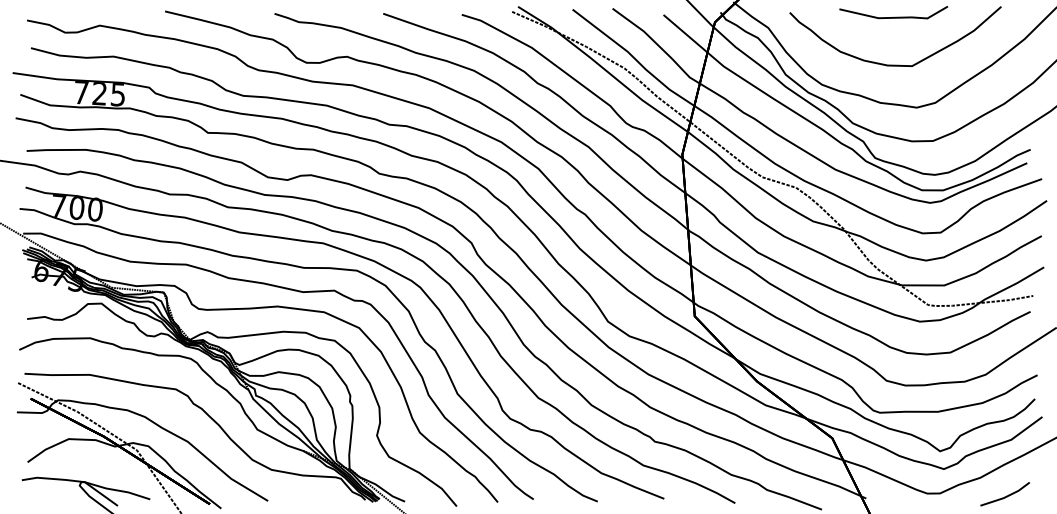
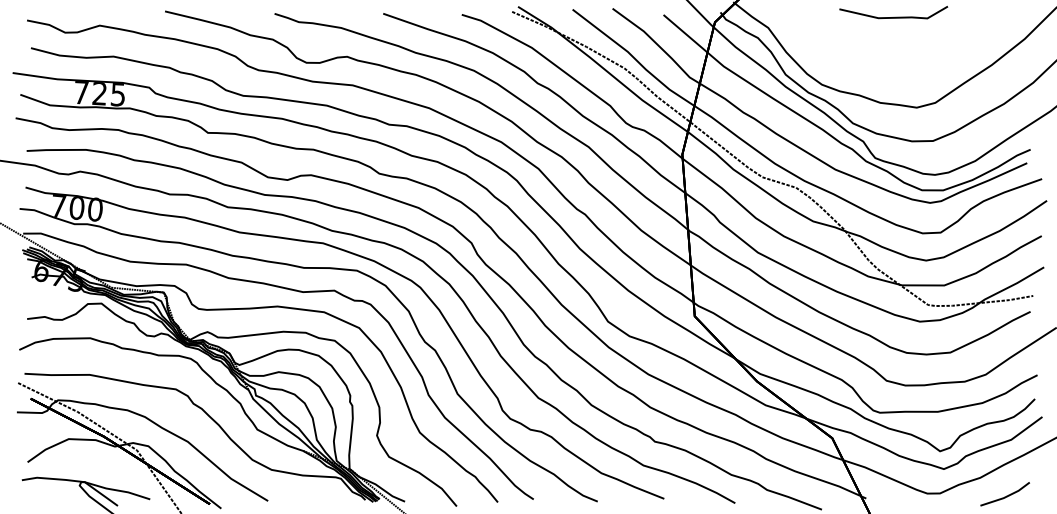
part: present -> none (895, 64)
